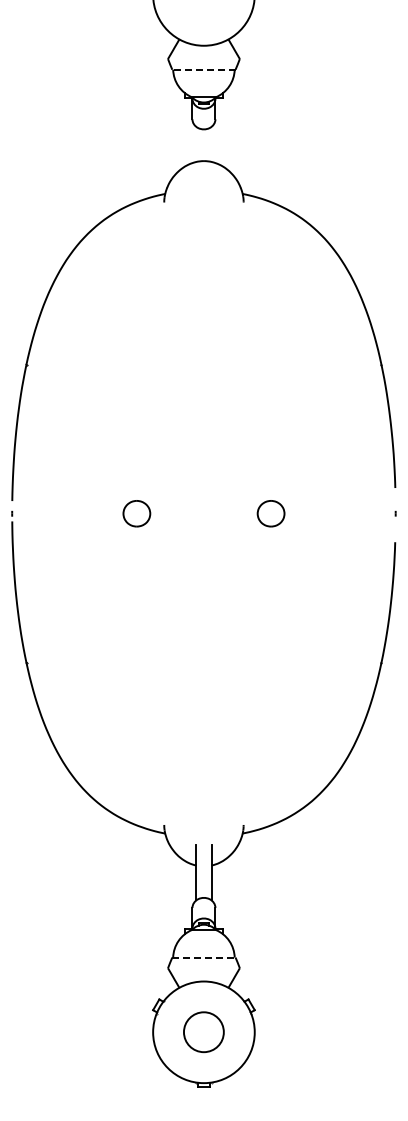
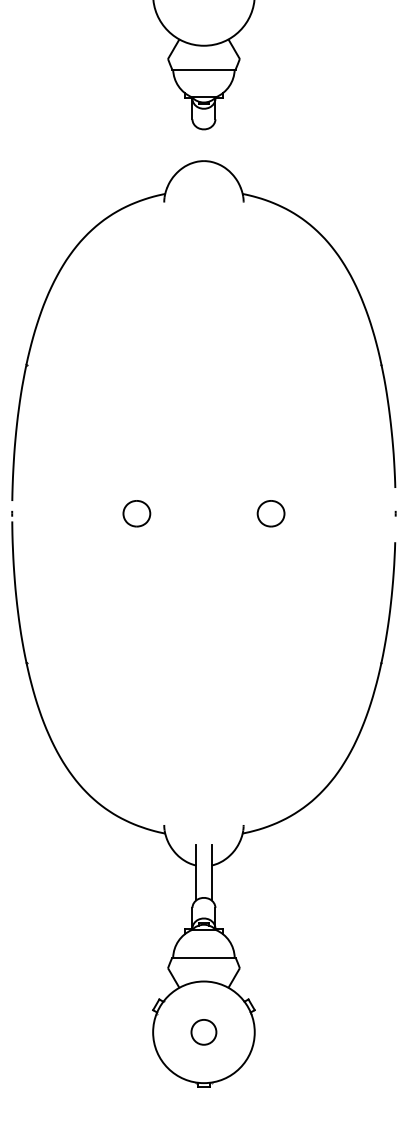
line: dashed -> solid (203, 69)
line: dashed -> solid (203, 957)
circle size: 42x43 px -> 28x27 px (203, 1032)
